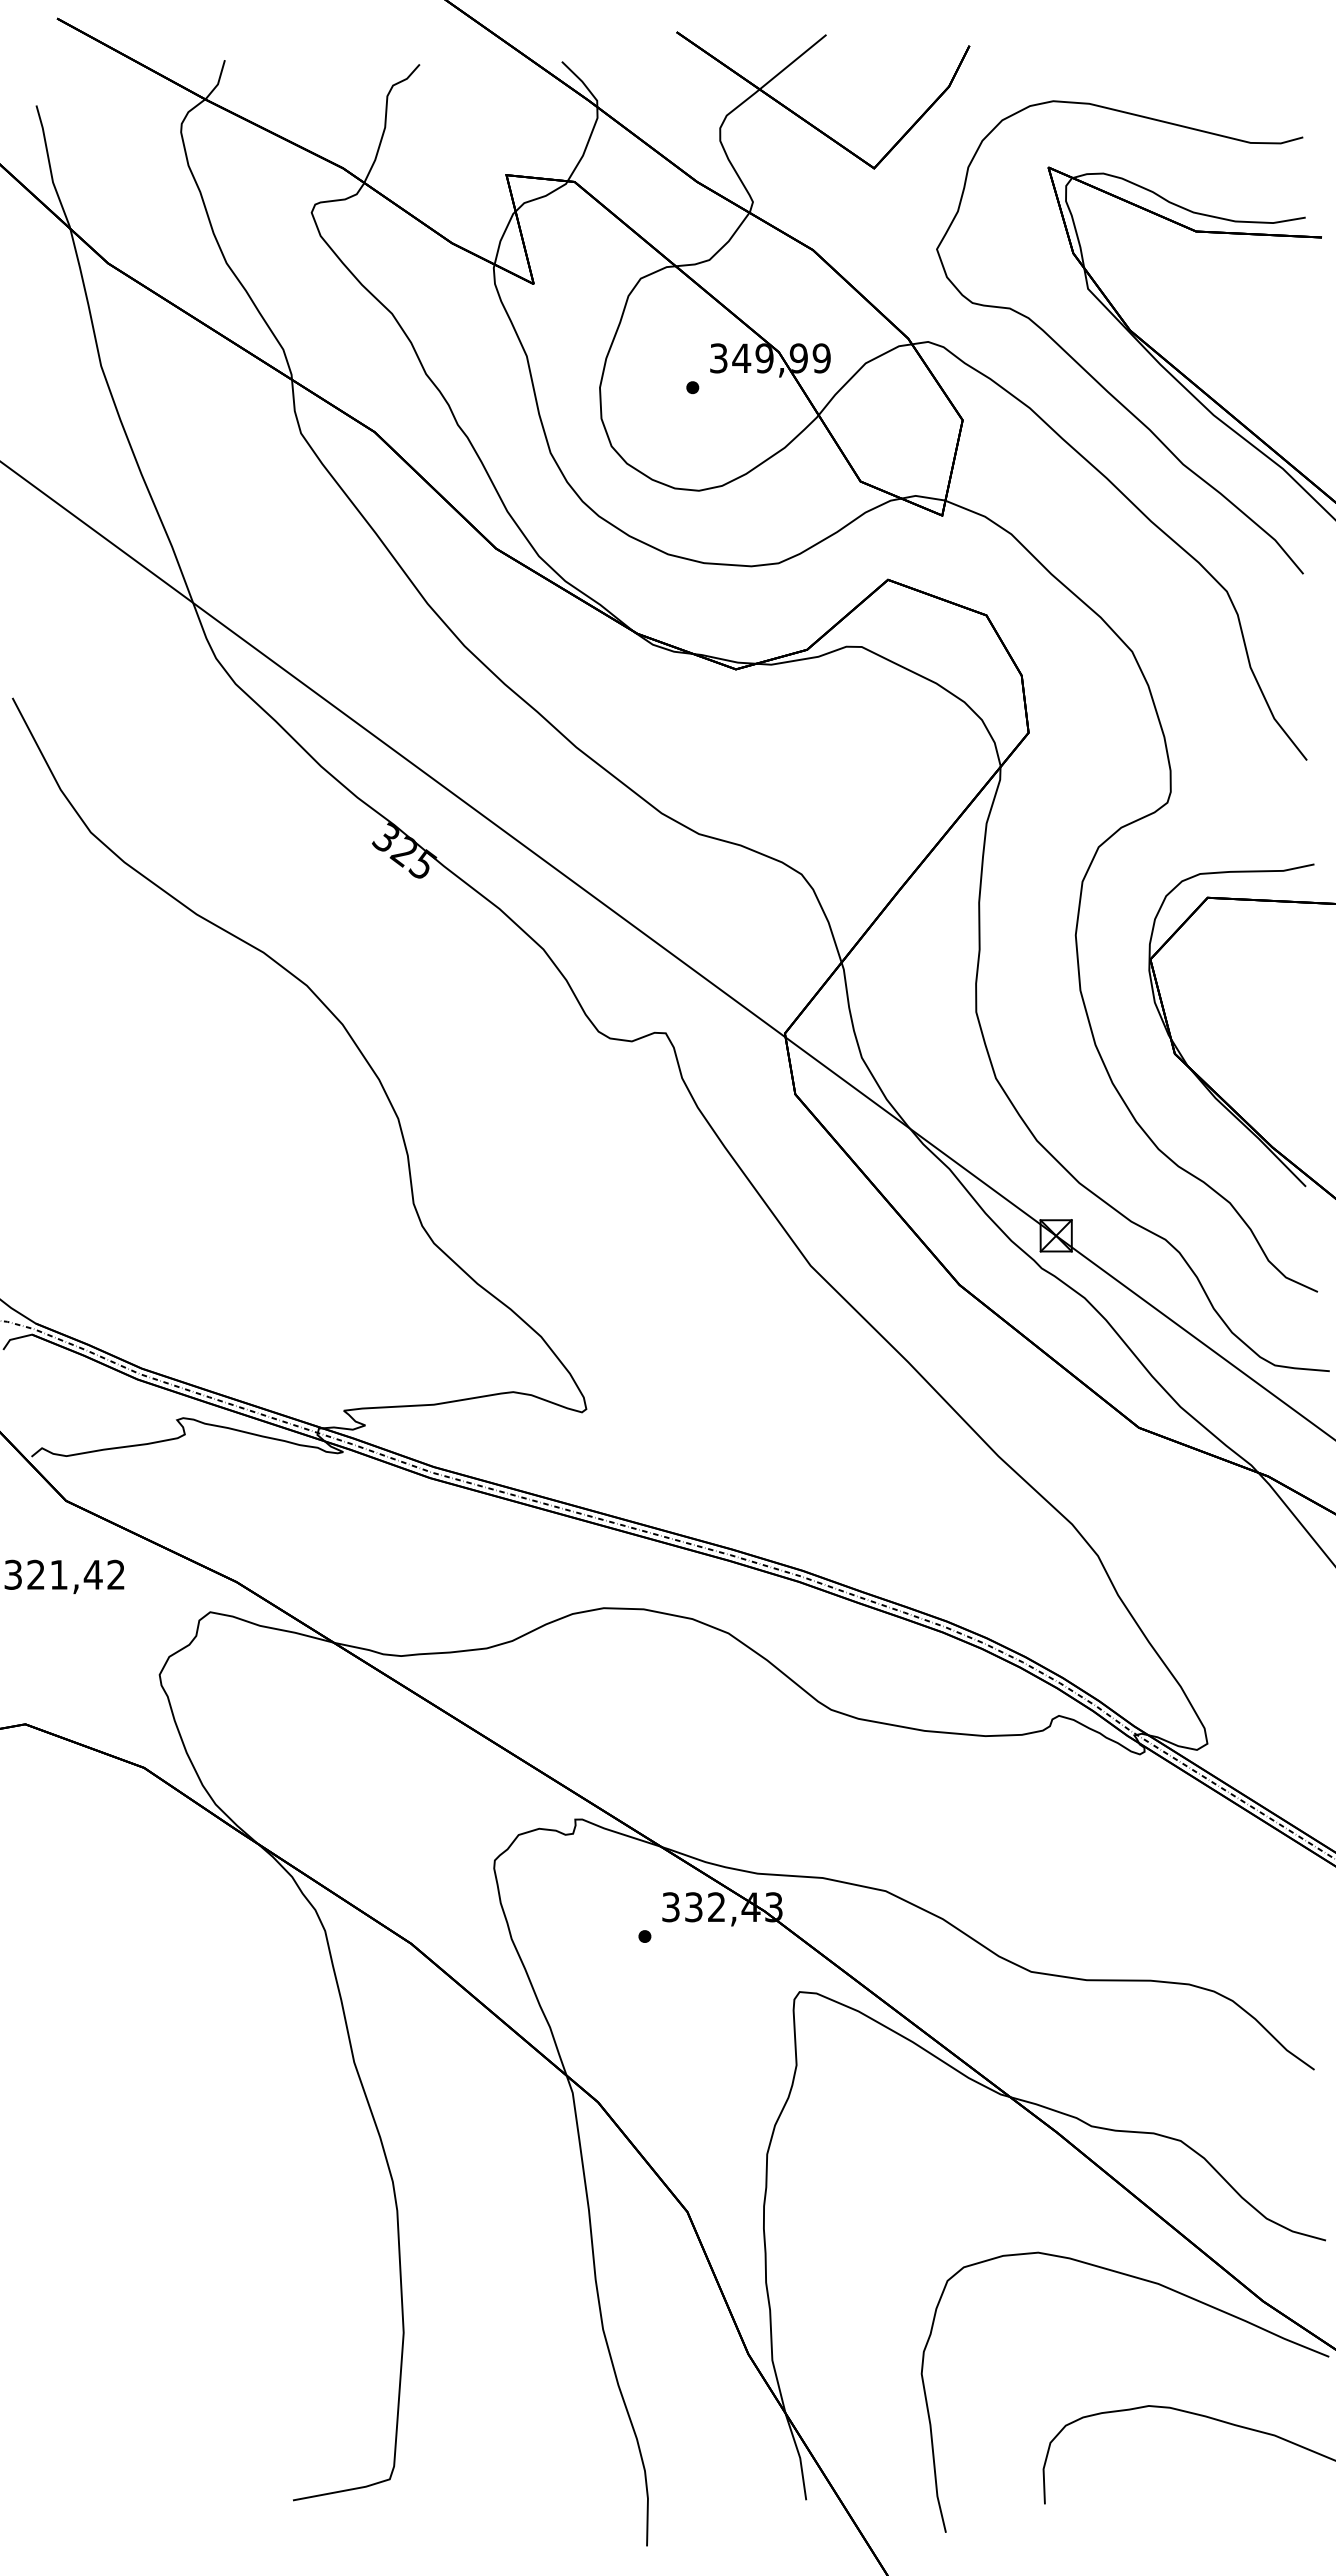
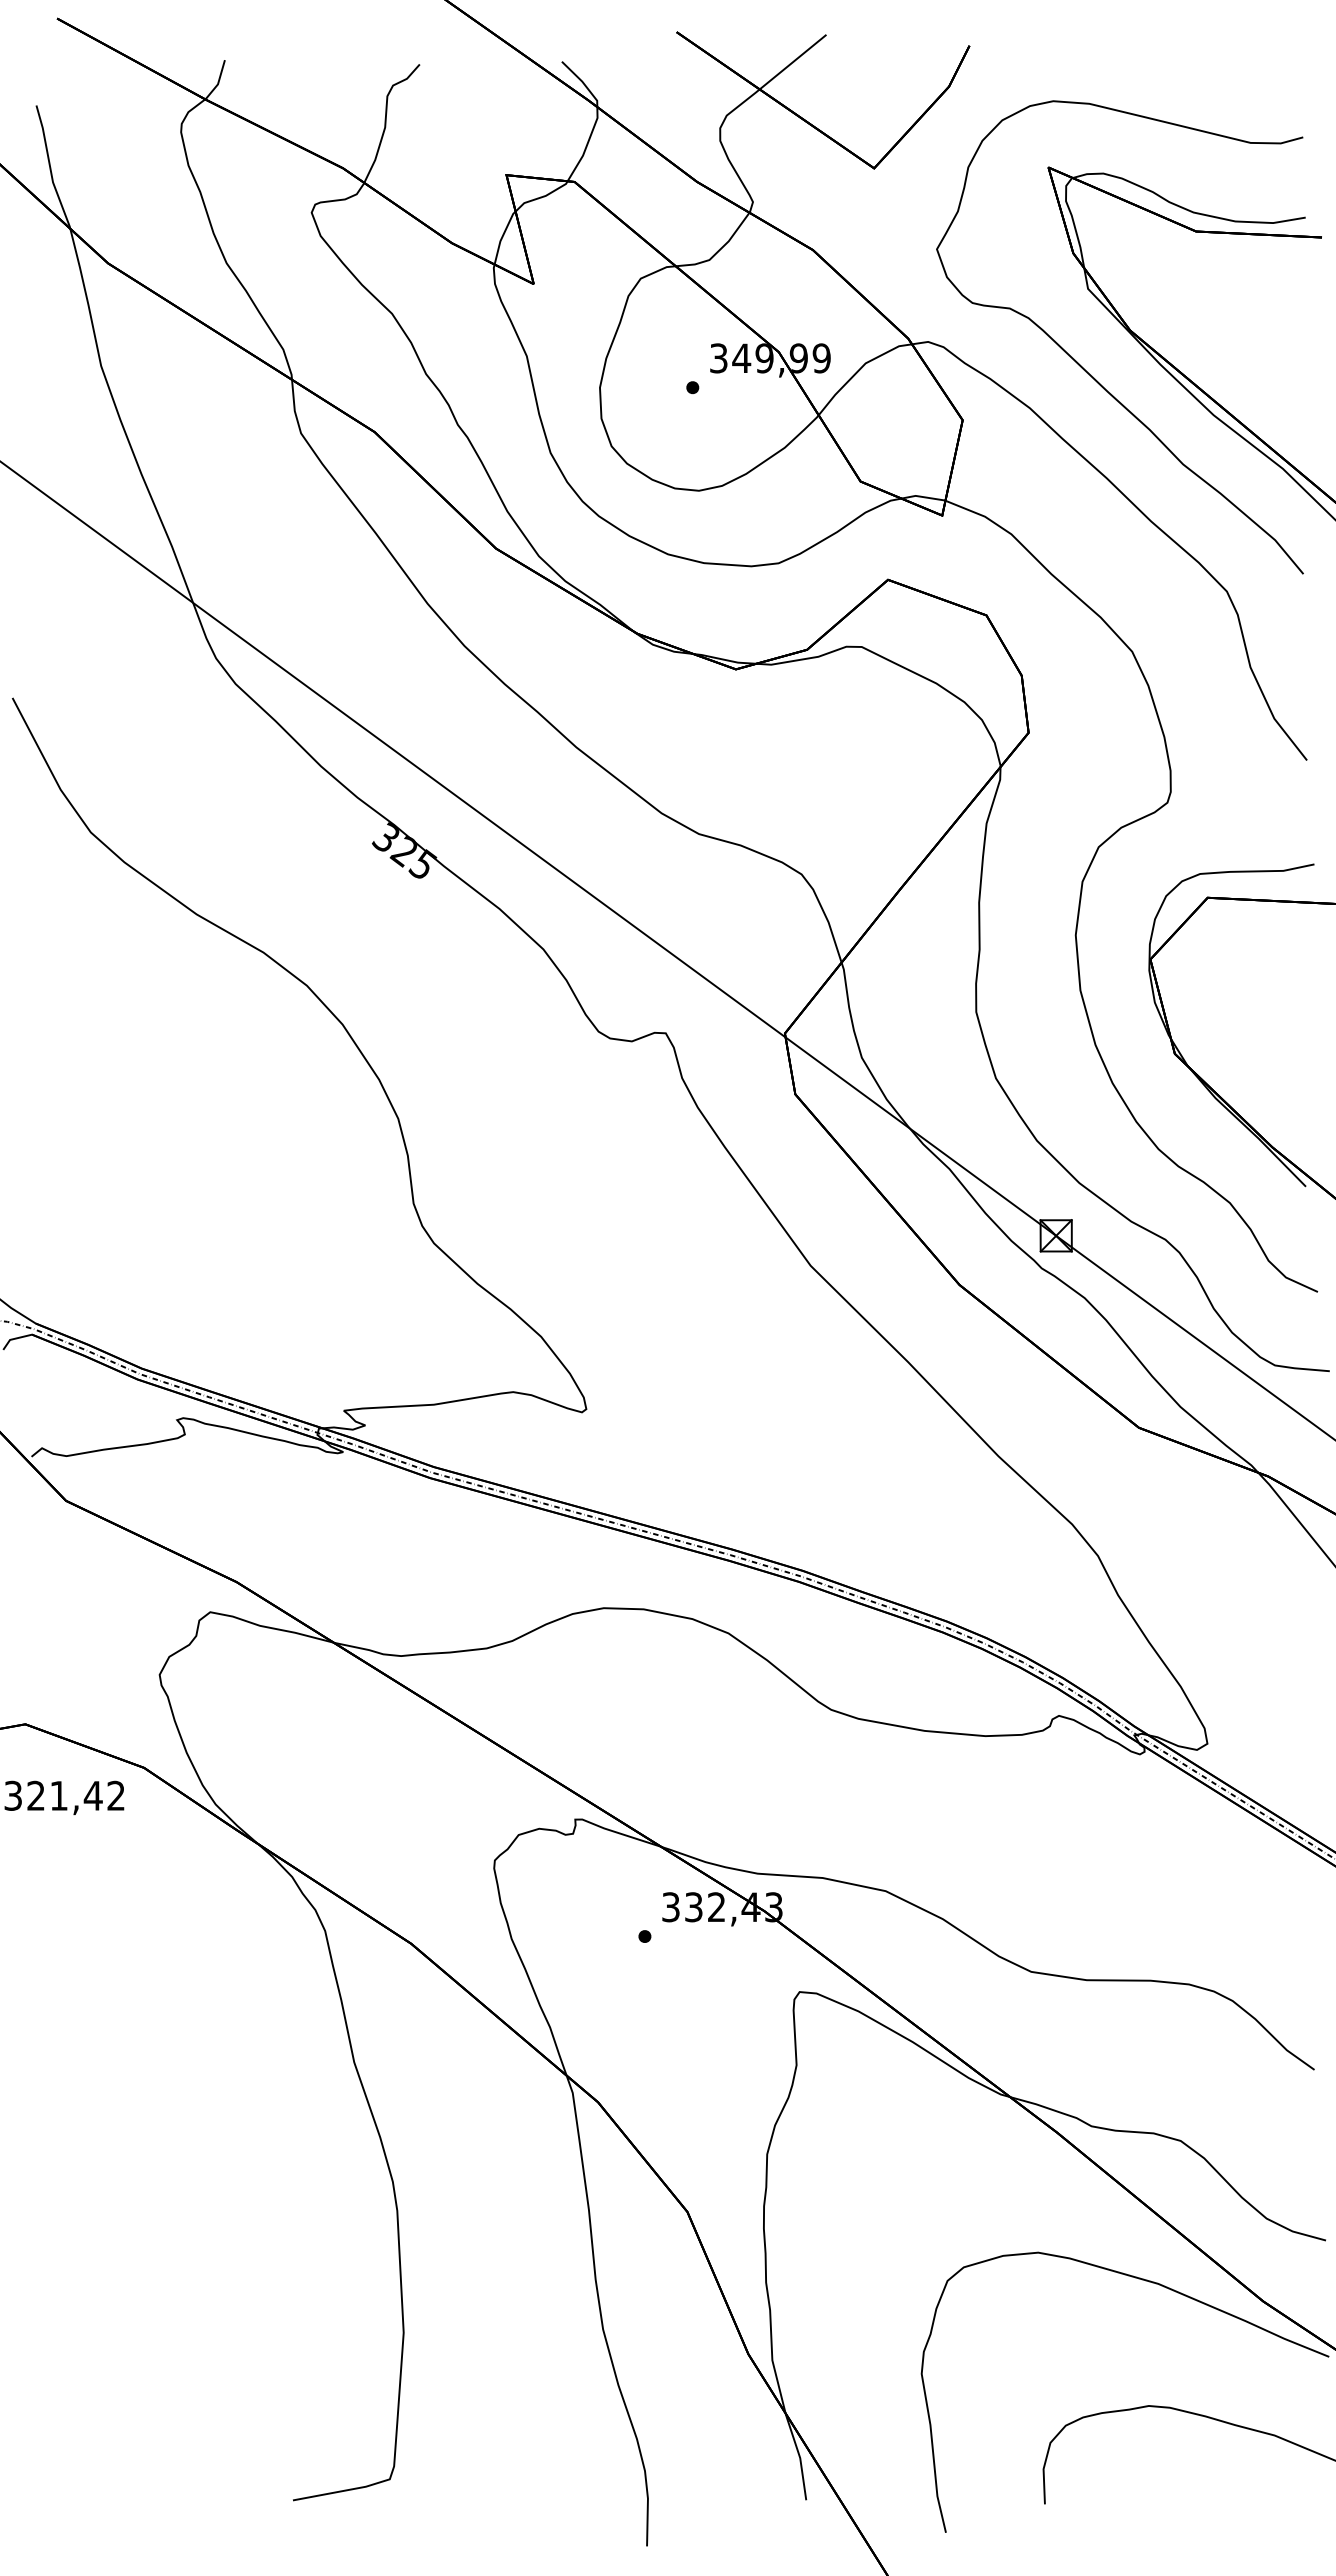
text position: (64, 1576) -> (64, 1797) (64, 1797)
